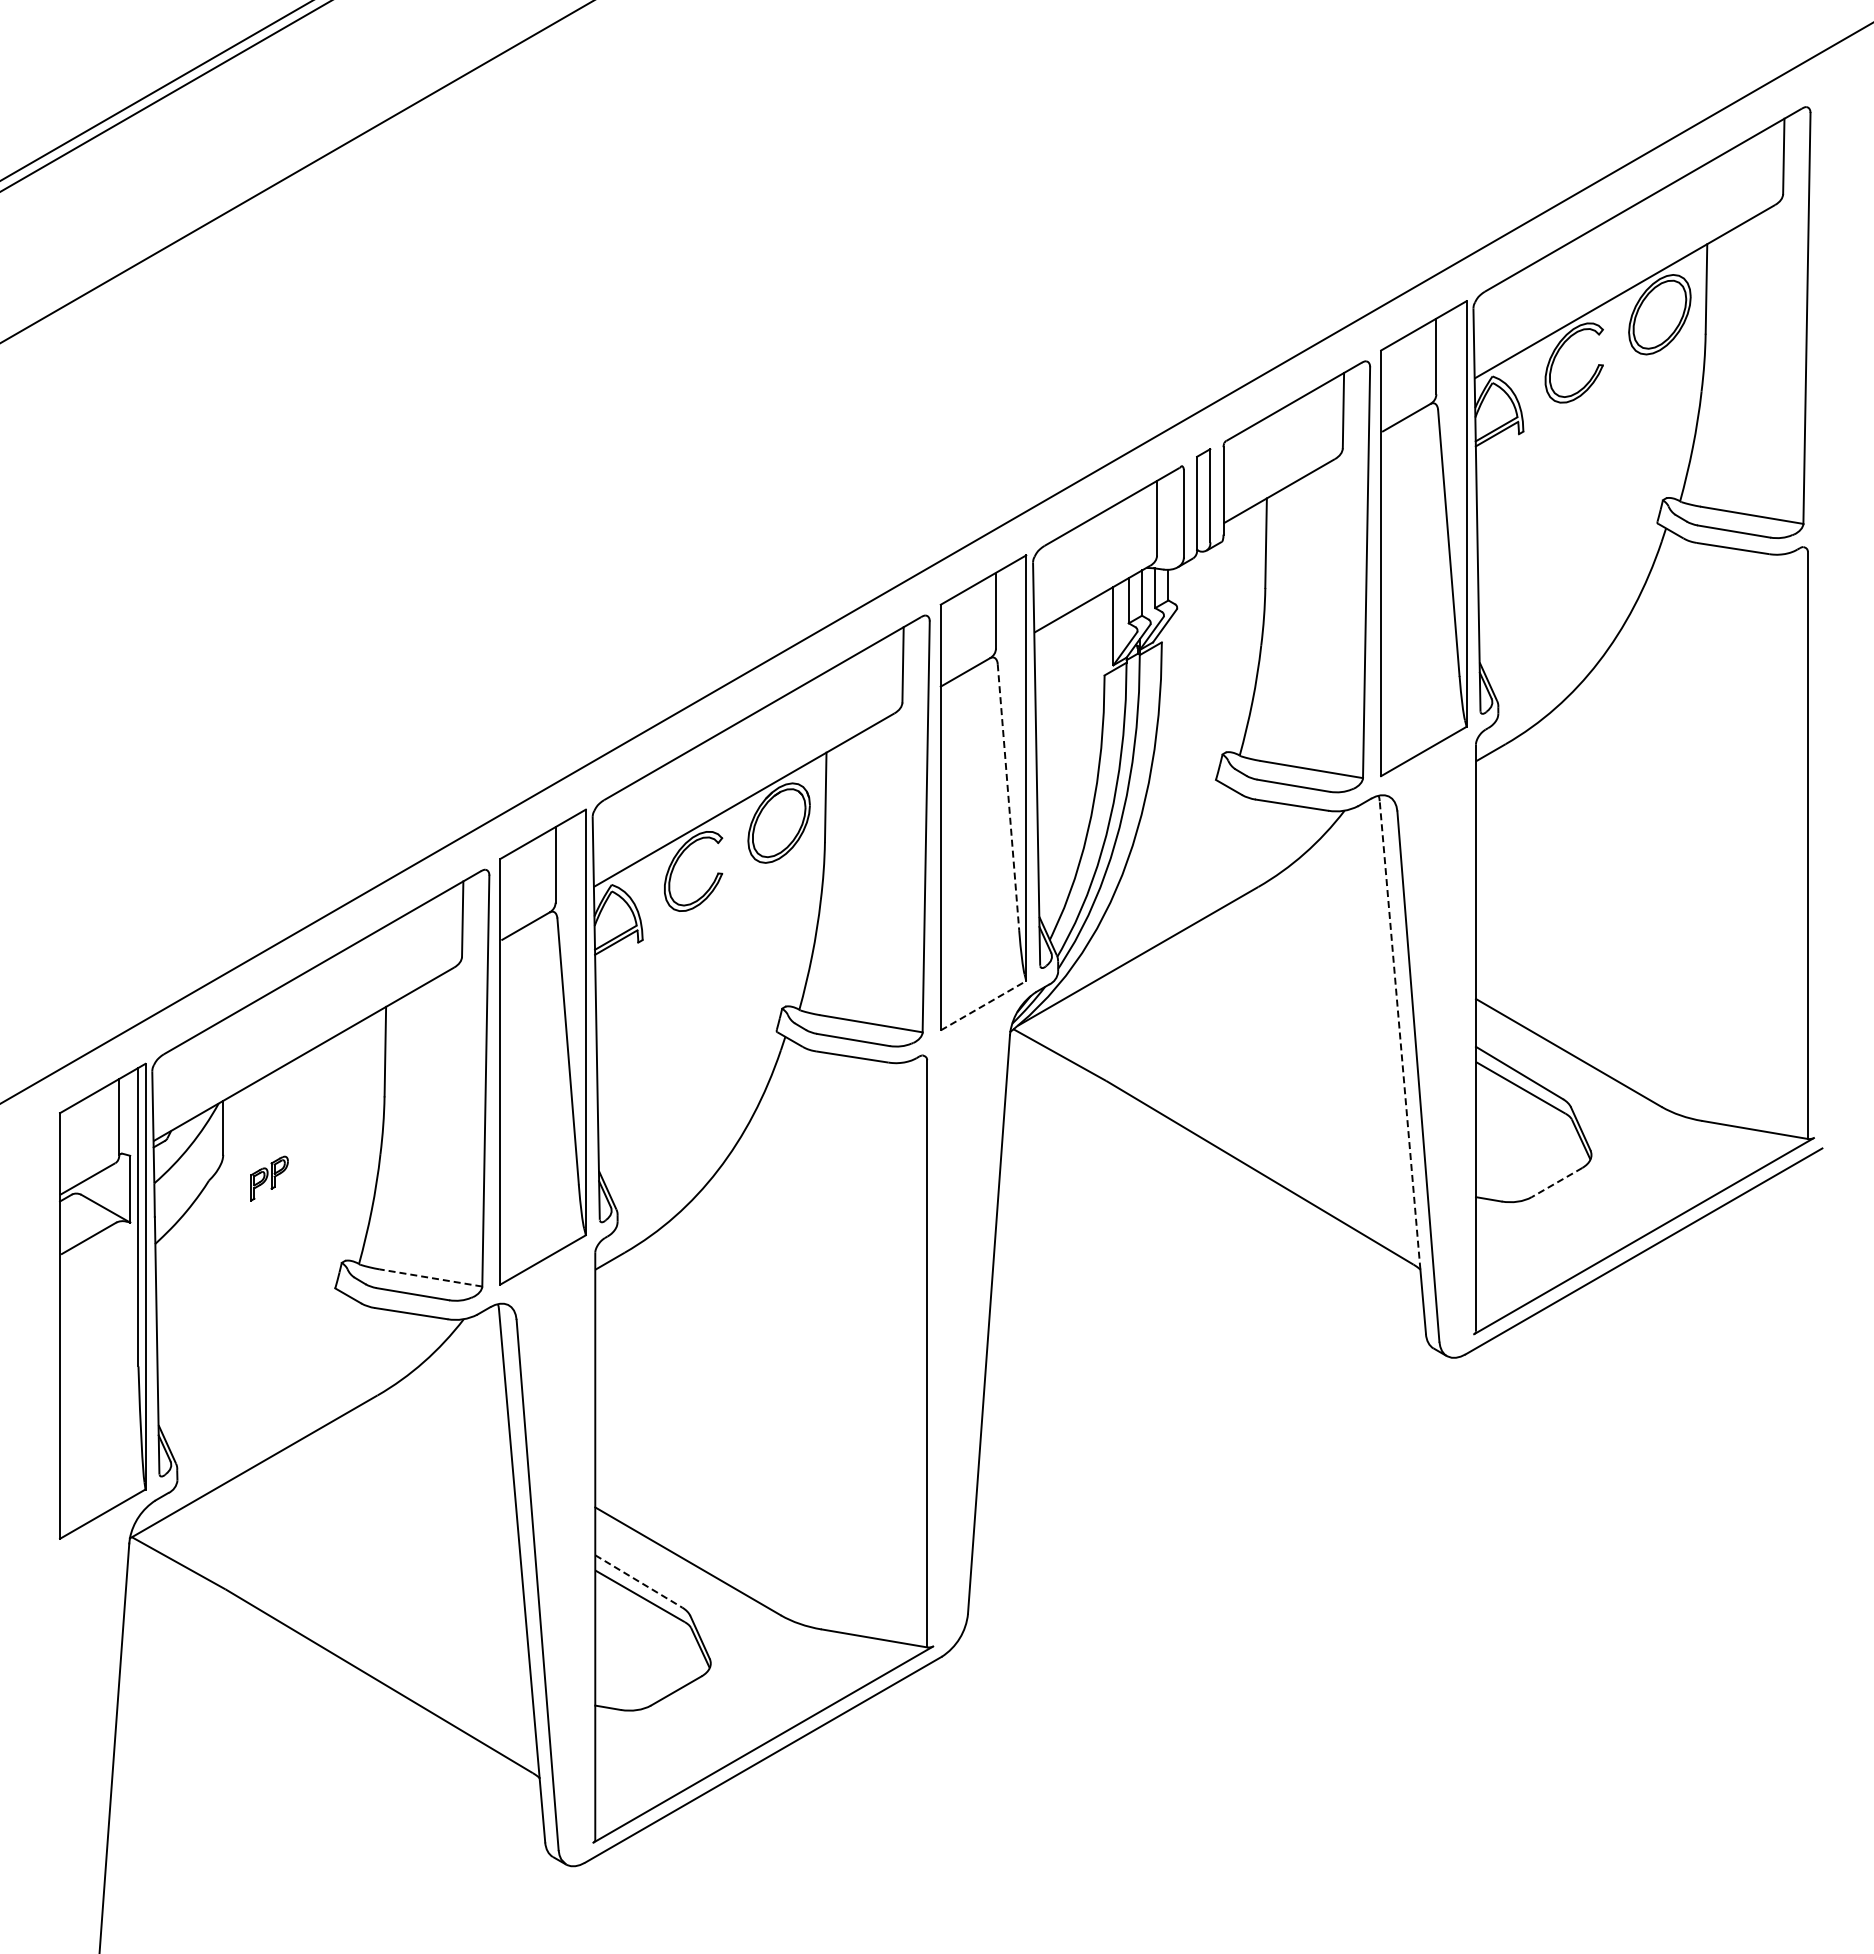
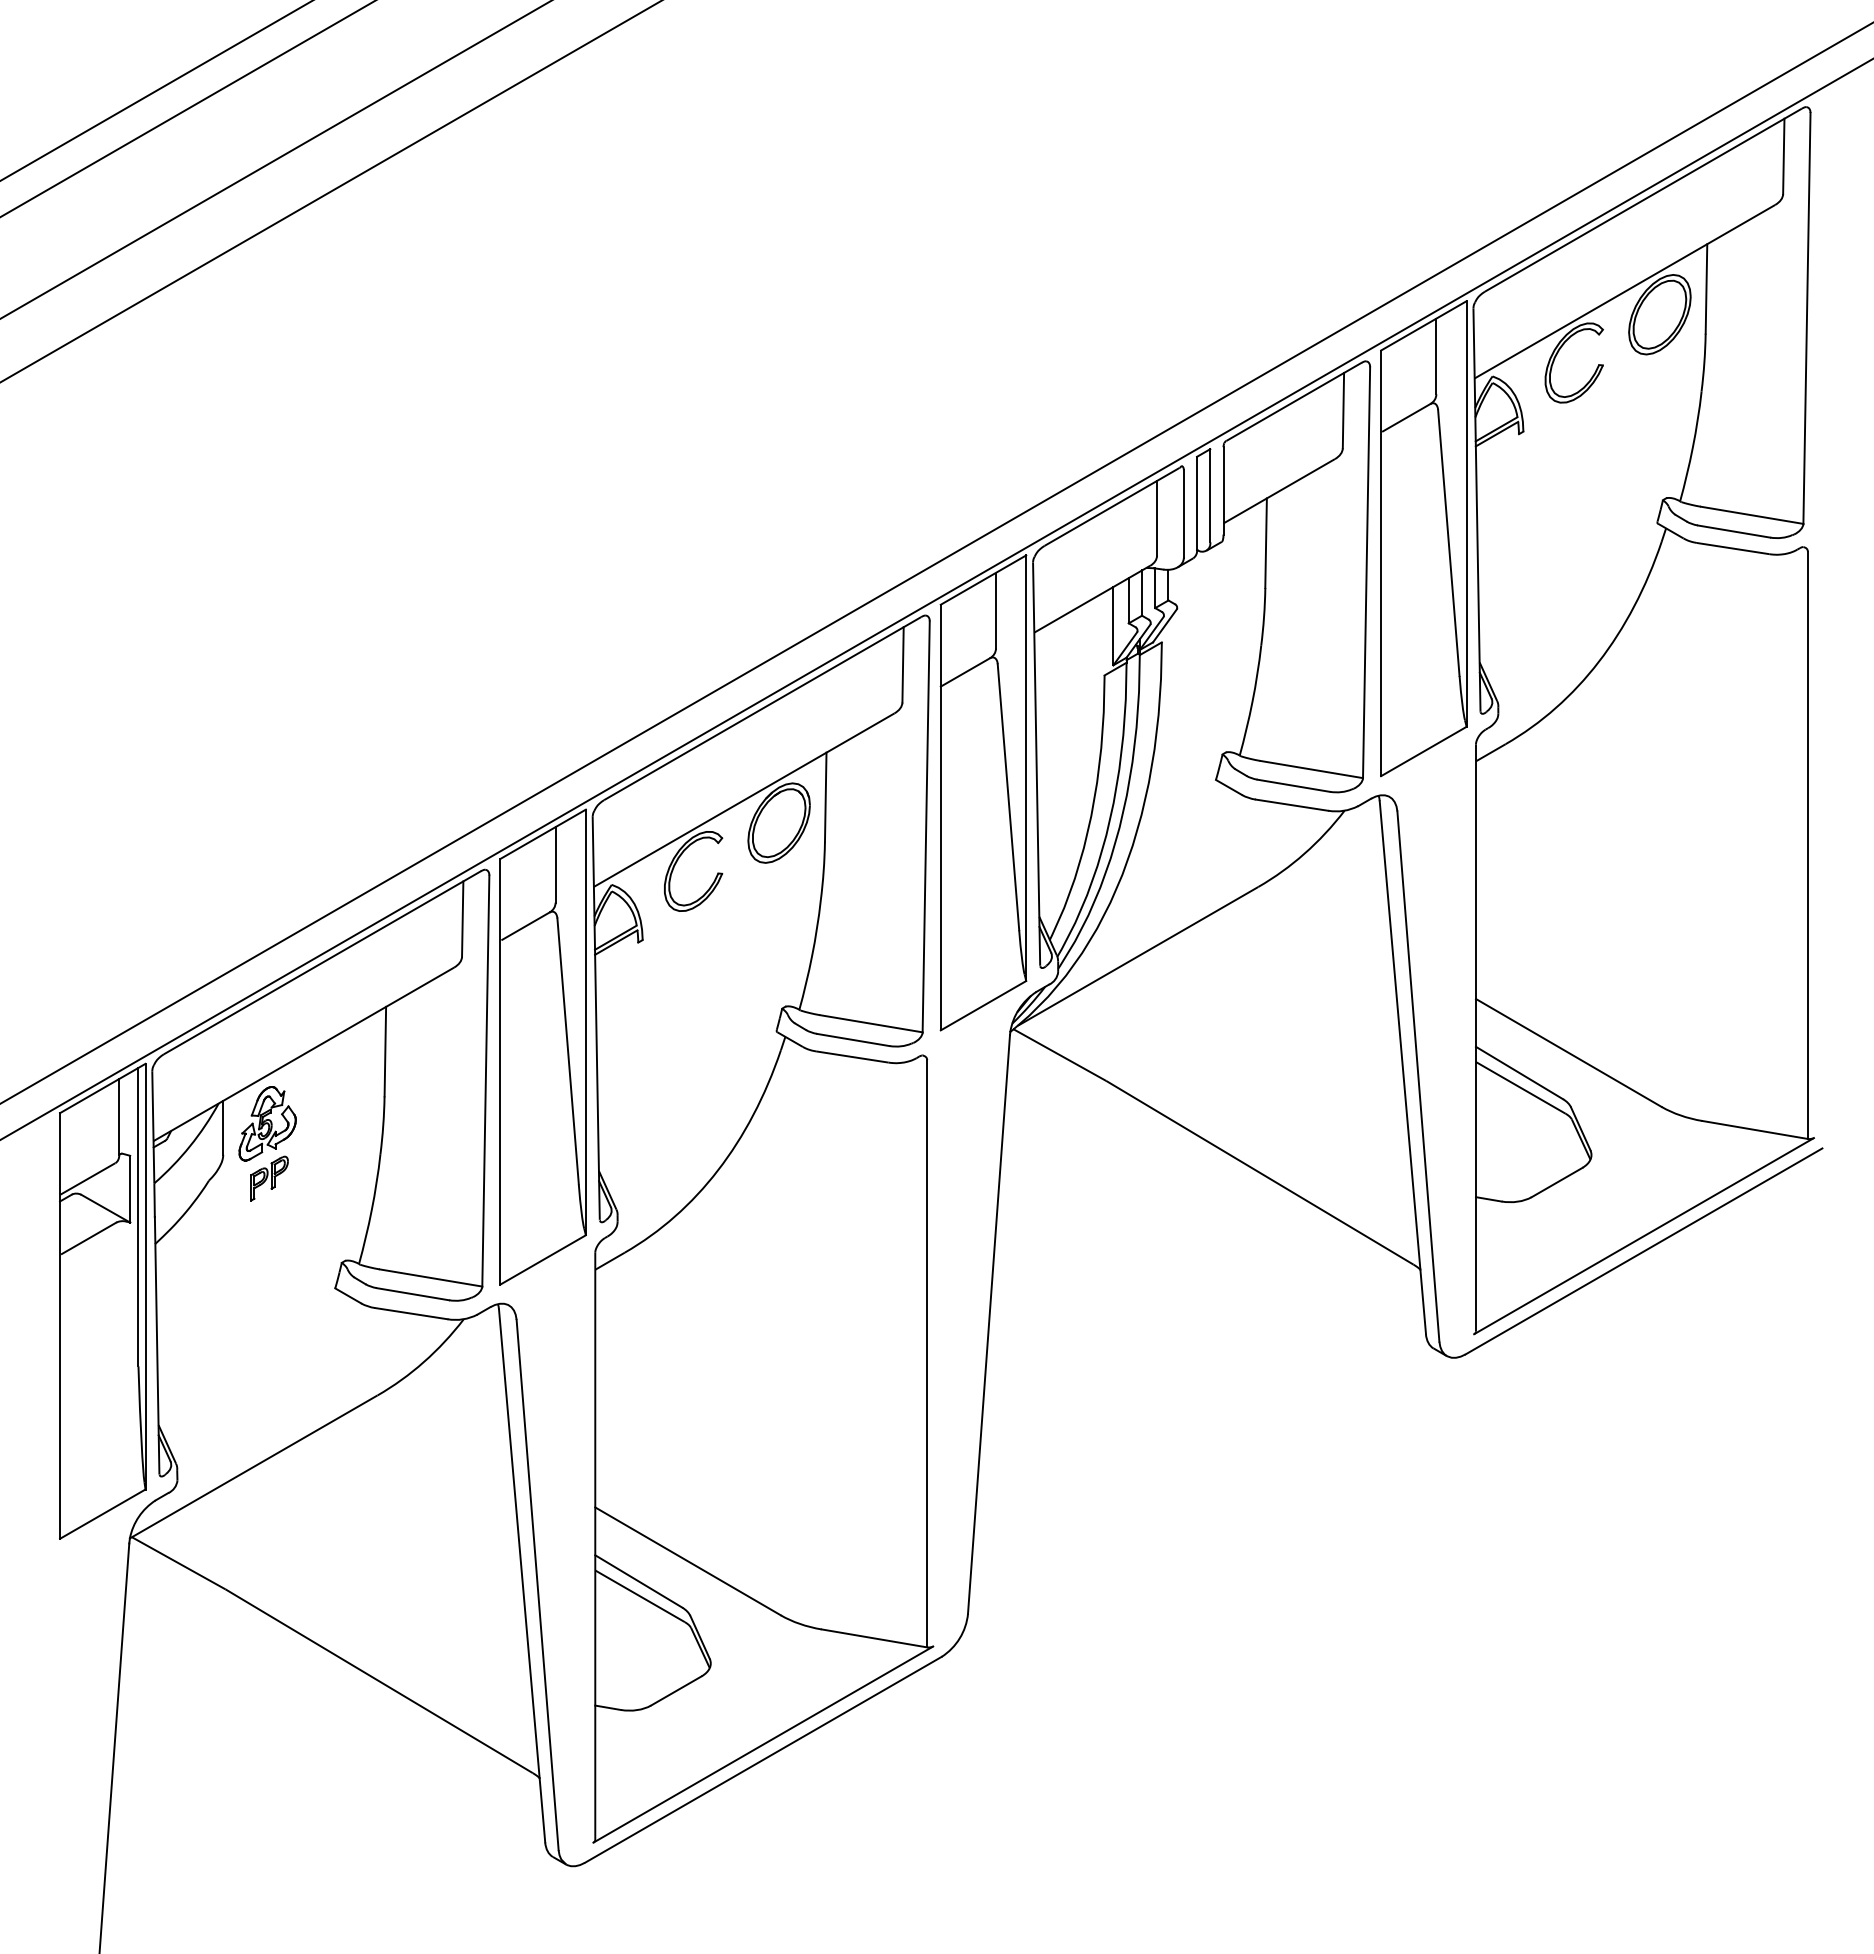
line position: (165, 96) -> (187, 108) (187, 108)
line position: (296, 171) -> (275, 159) (275, 159)
line: none -> present (330, 191)
line: none -> present (936, 599)
line: dashed -> solid (1008, 797)
line: dashed -> solid (983, 1005)
line: dashed -> solid (1400, 1034)
part: none -> present (267, 1123)
line: dashed -> solid (1556, 1182)
line: dashed -> solid (431, 1277)
line: dashed -> solid (638, 1581)
